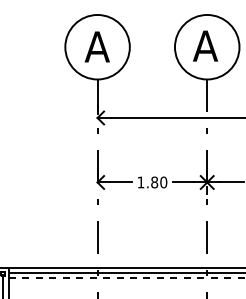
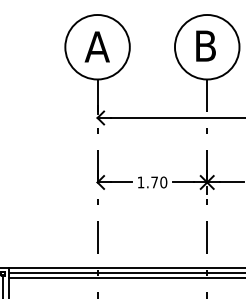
text: A -> B (205, 45)
text: 1.80 -> 1.70 (154, 182)
line: dashed -> solid (127, 277)
